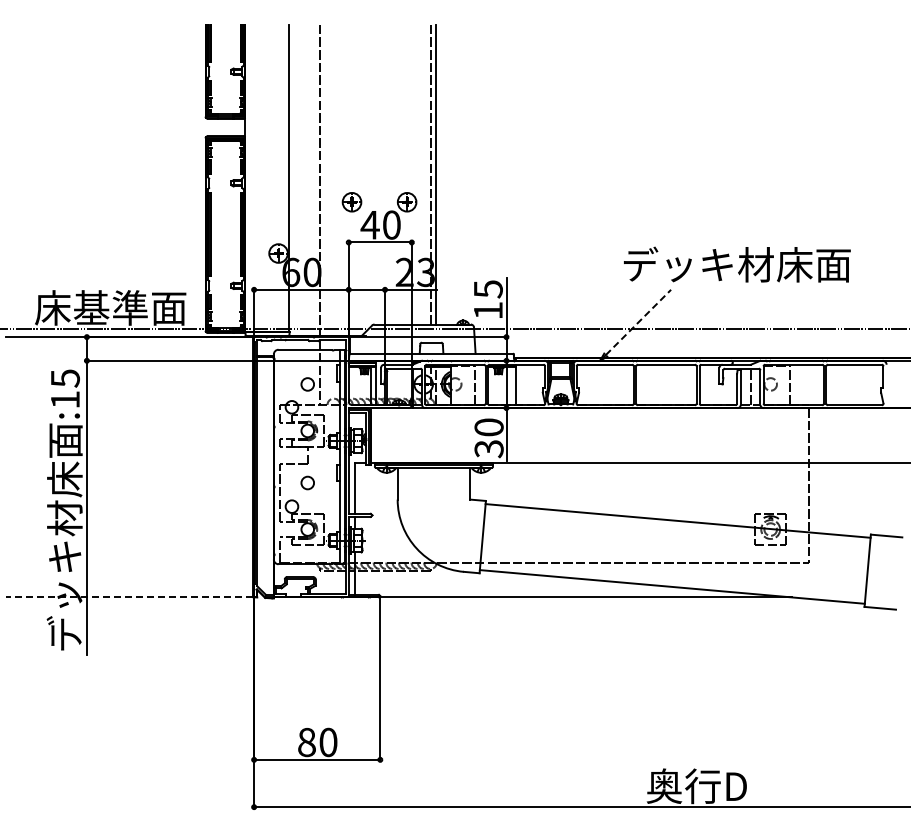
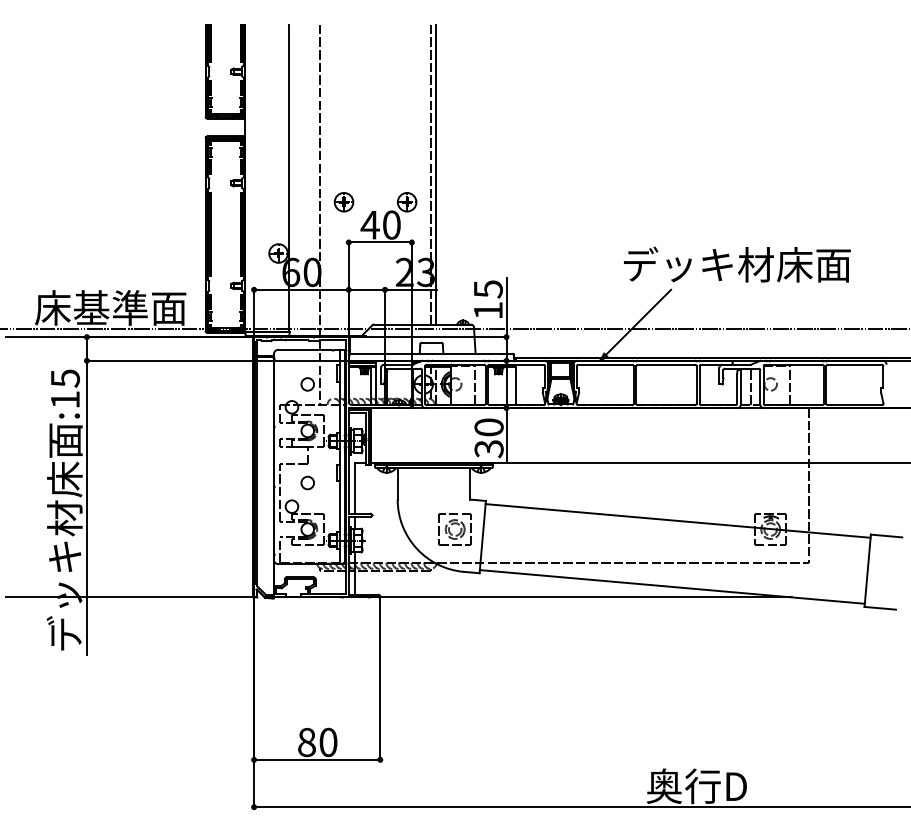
part position: (351, 202) -> (343, 202) (343, 202)
line: dashed -> solid (638, 322)
part: none -> present (454, 529)
line: dashed -> solid (129, 597)
